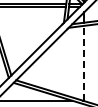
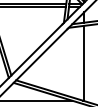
line: dashed -> solid (84, 62)
